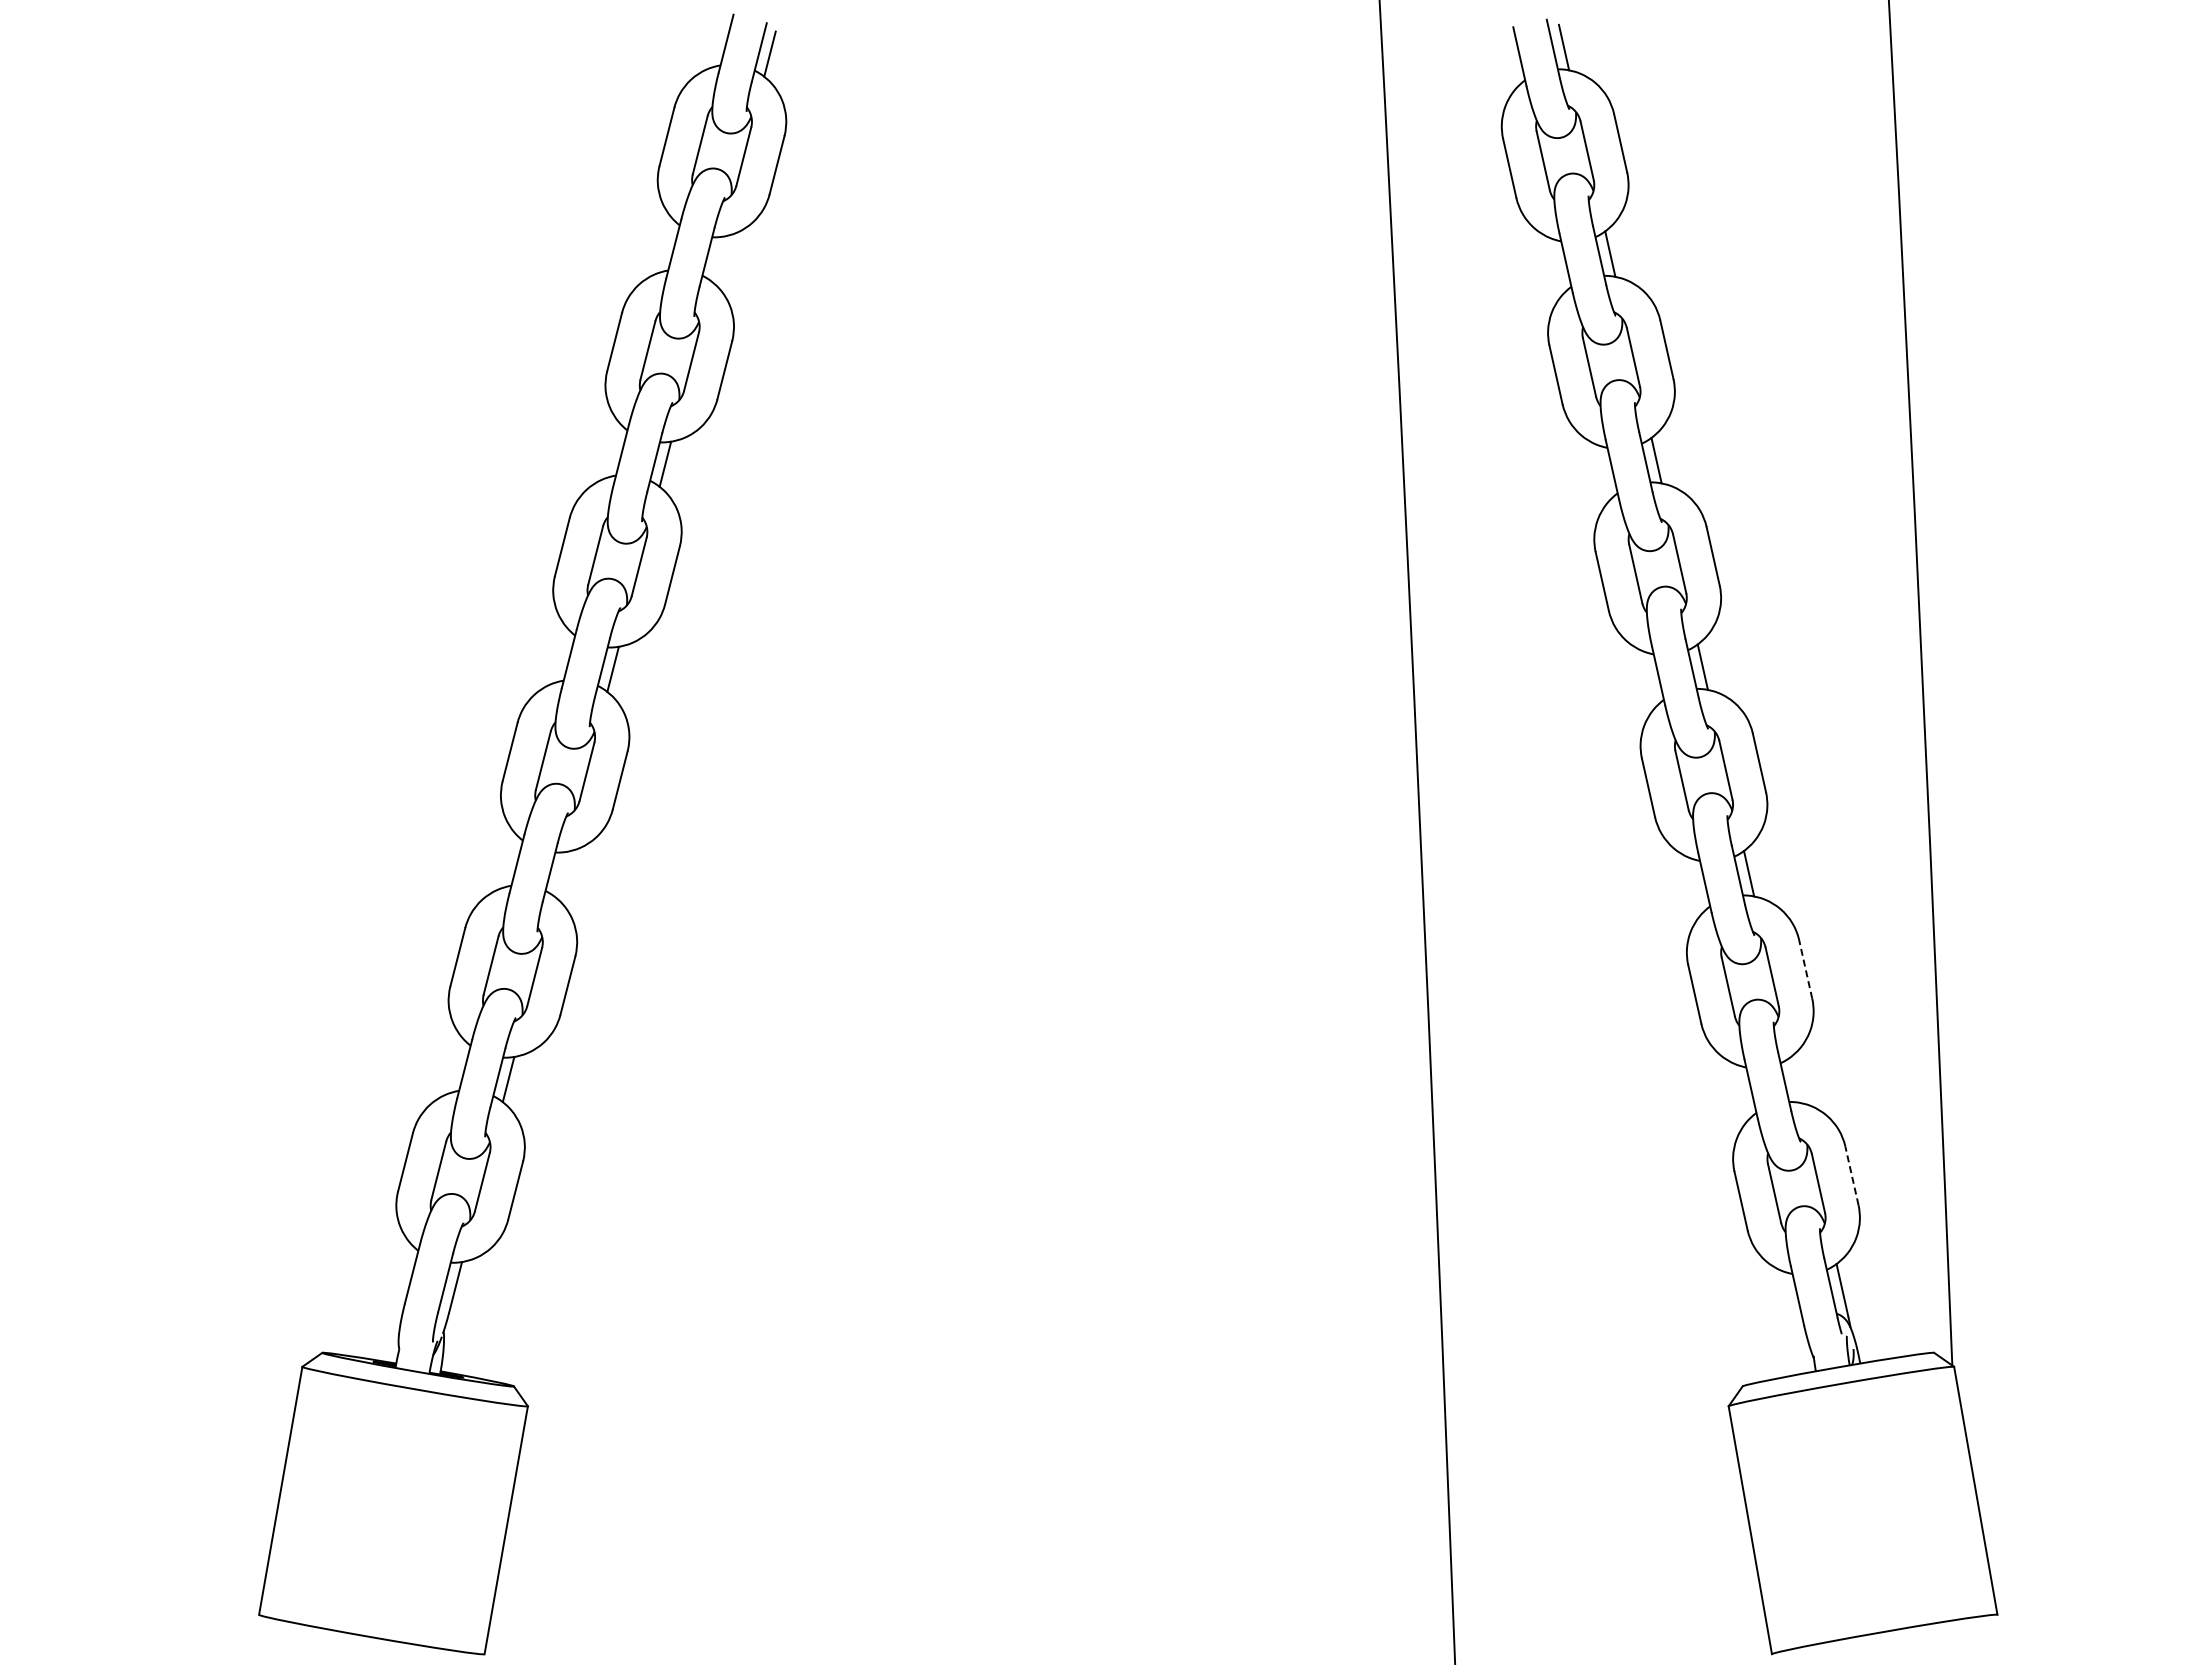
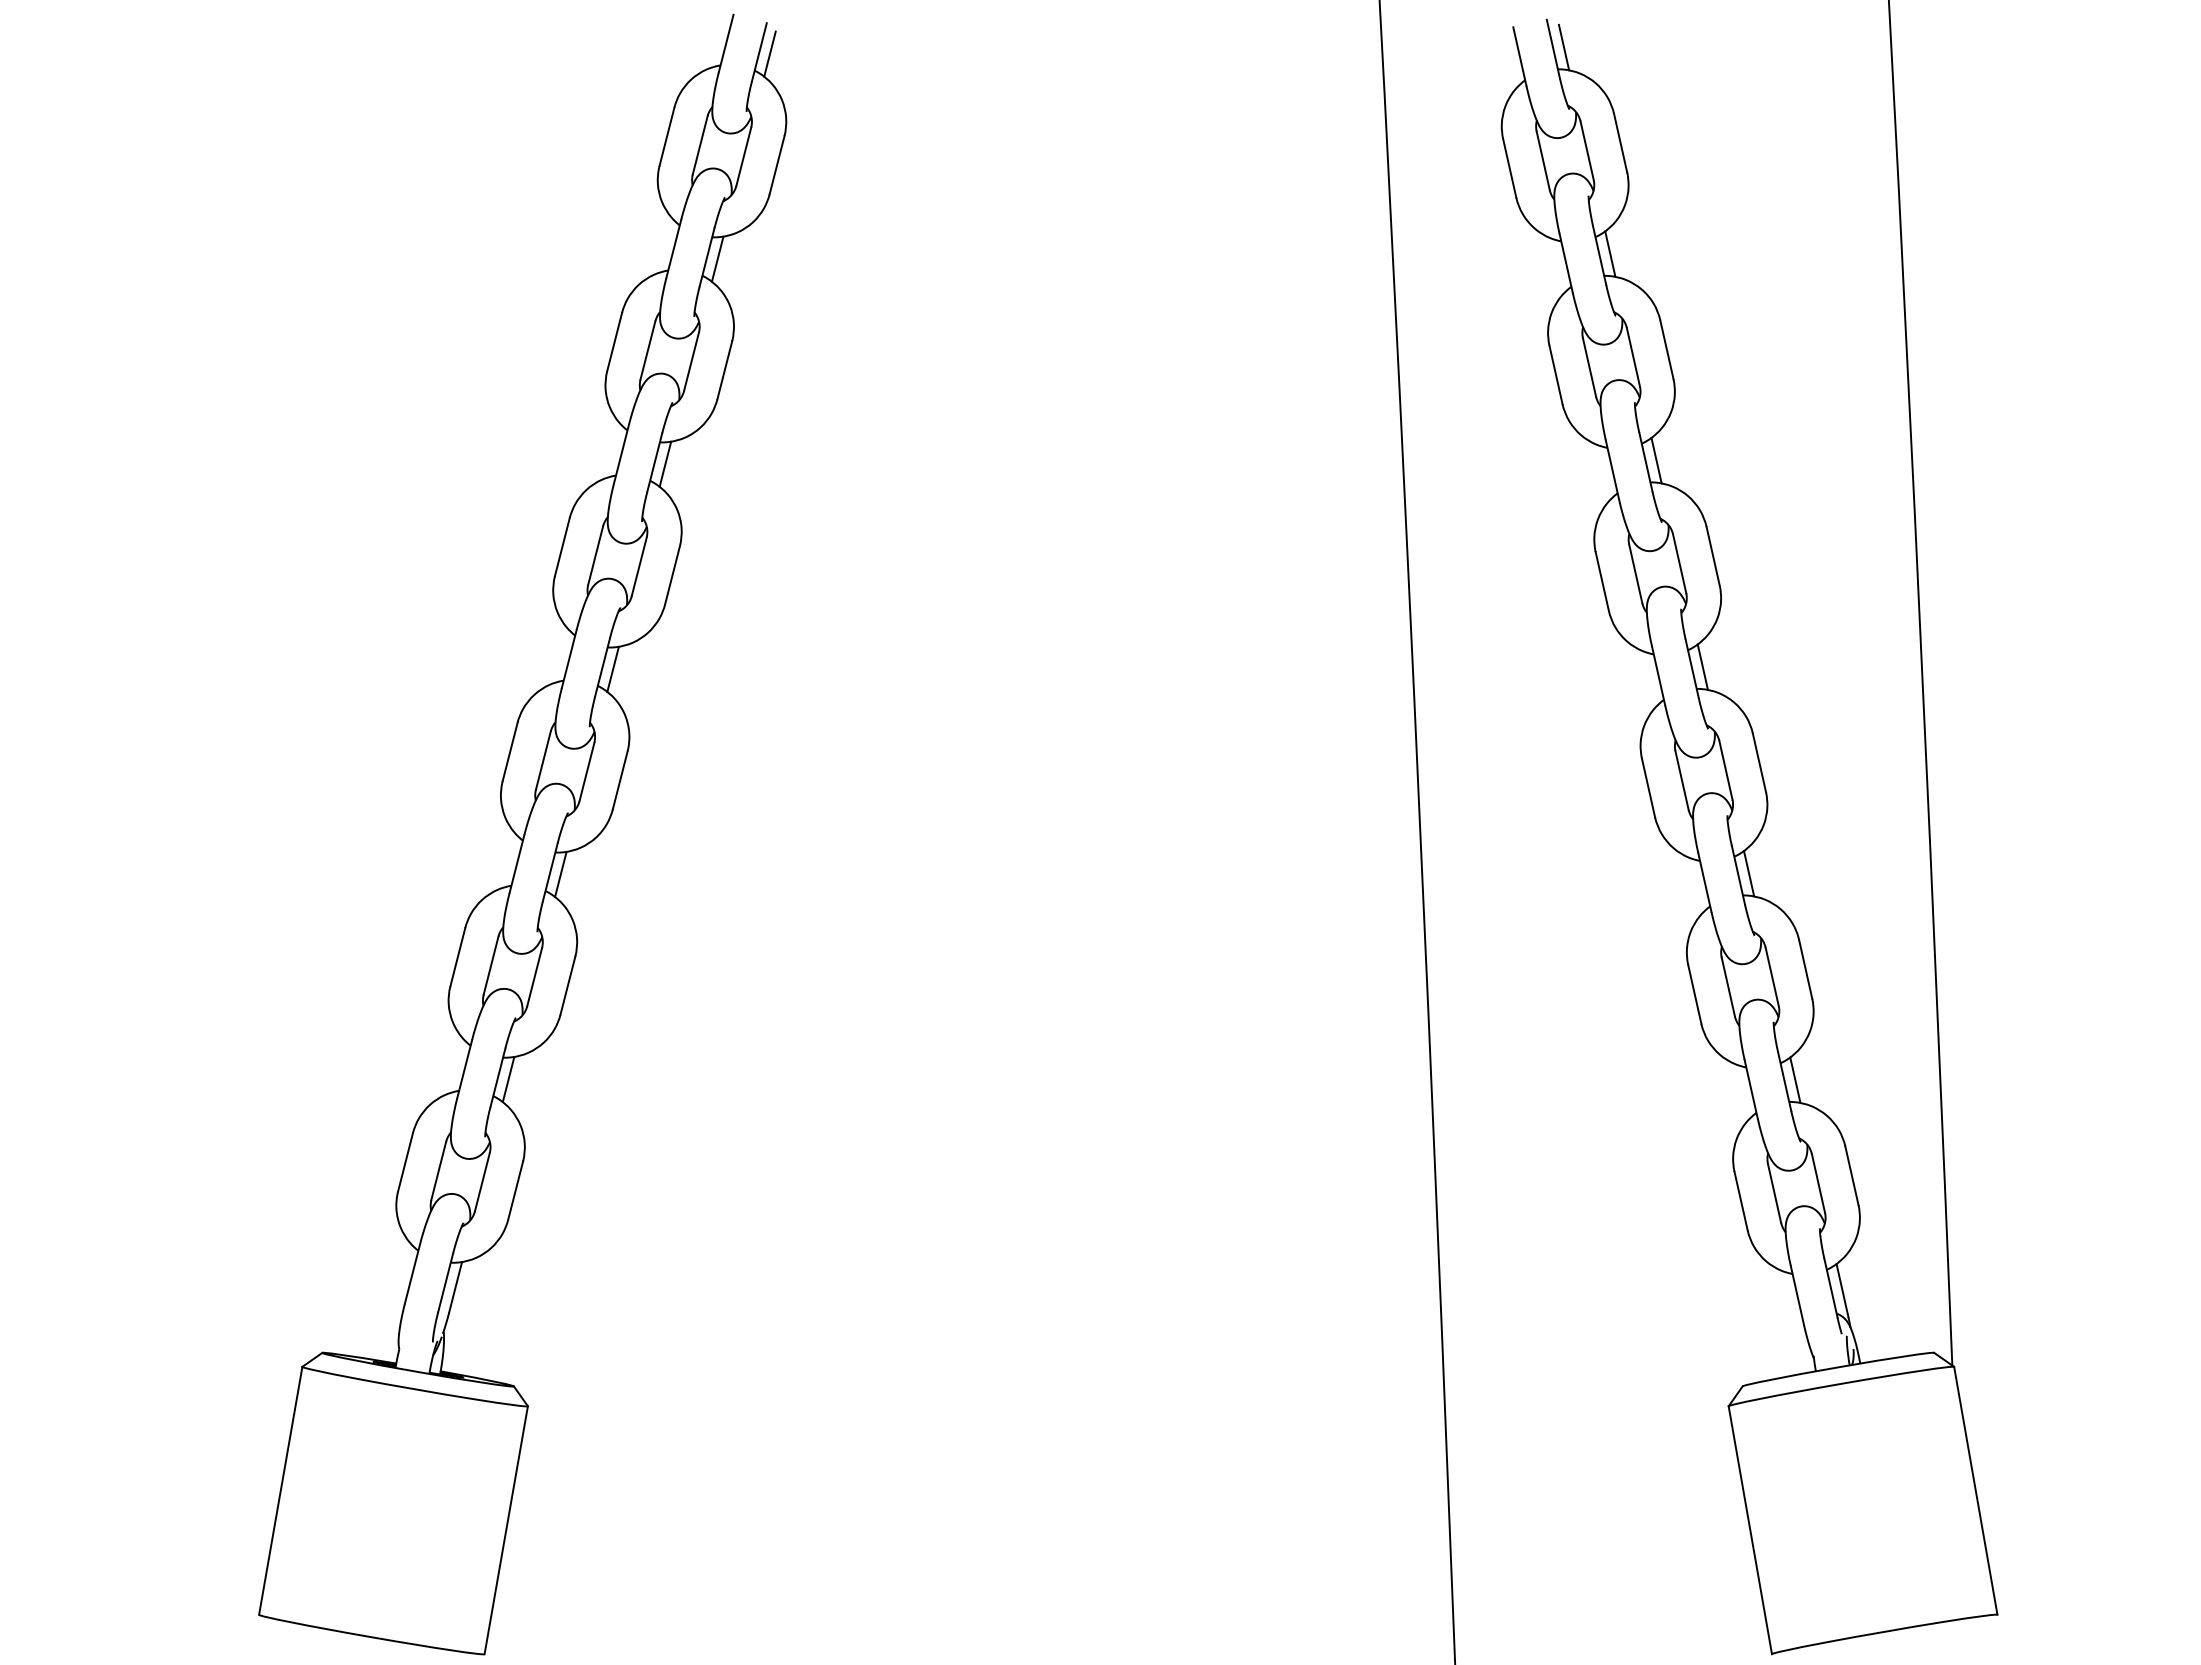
line: none -> present (717, 258)
line: none -> present (560, 873)
line: dashed -> solid (1805, 968)
line: none -> present (1795, 1079)
line: dashed -> solid (1851, 1175)
